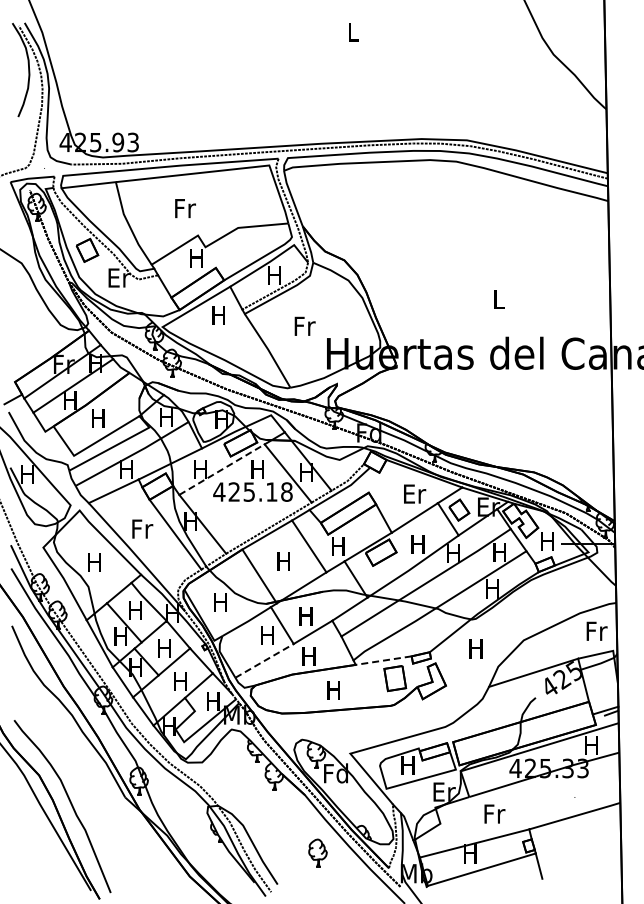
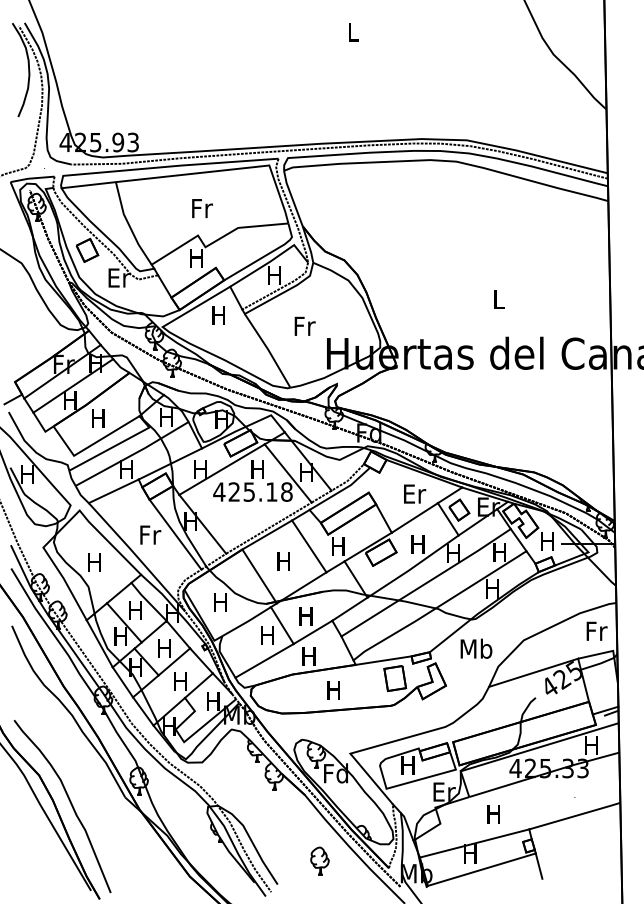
text position: (185, 208) -> (202, 208) (202, 208)
line: dashed -> solid (222, 469)
text position: (142, 528) -> (150, 534) (150, 534)
text: H -> Mb (476, 648)
line: dashed -> solid (264, 660)
line: dashed -> solid (383, 660)
text: Fr -> H (494, 813)
part position: (317, 852) -> (319, 860) (319, 860)
